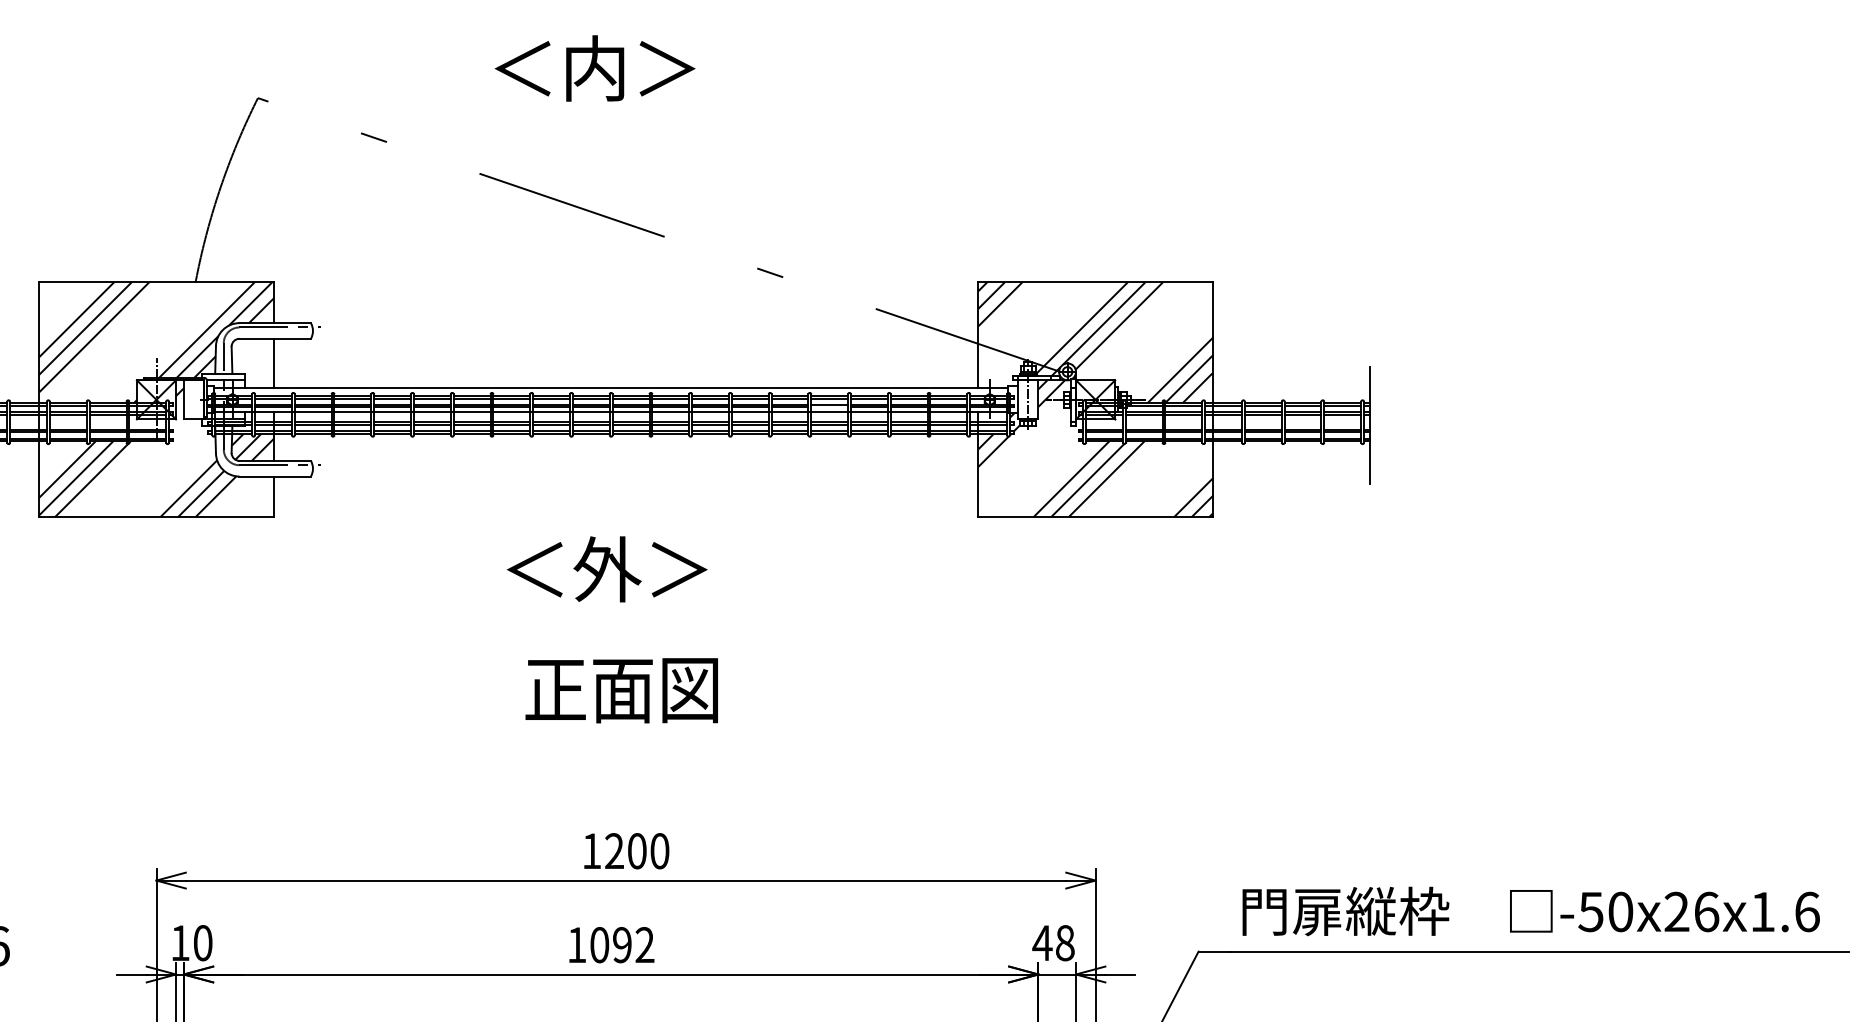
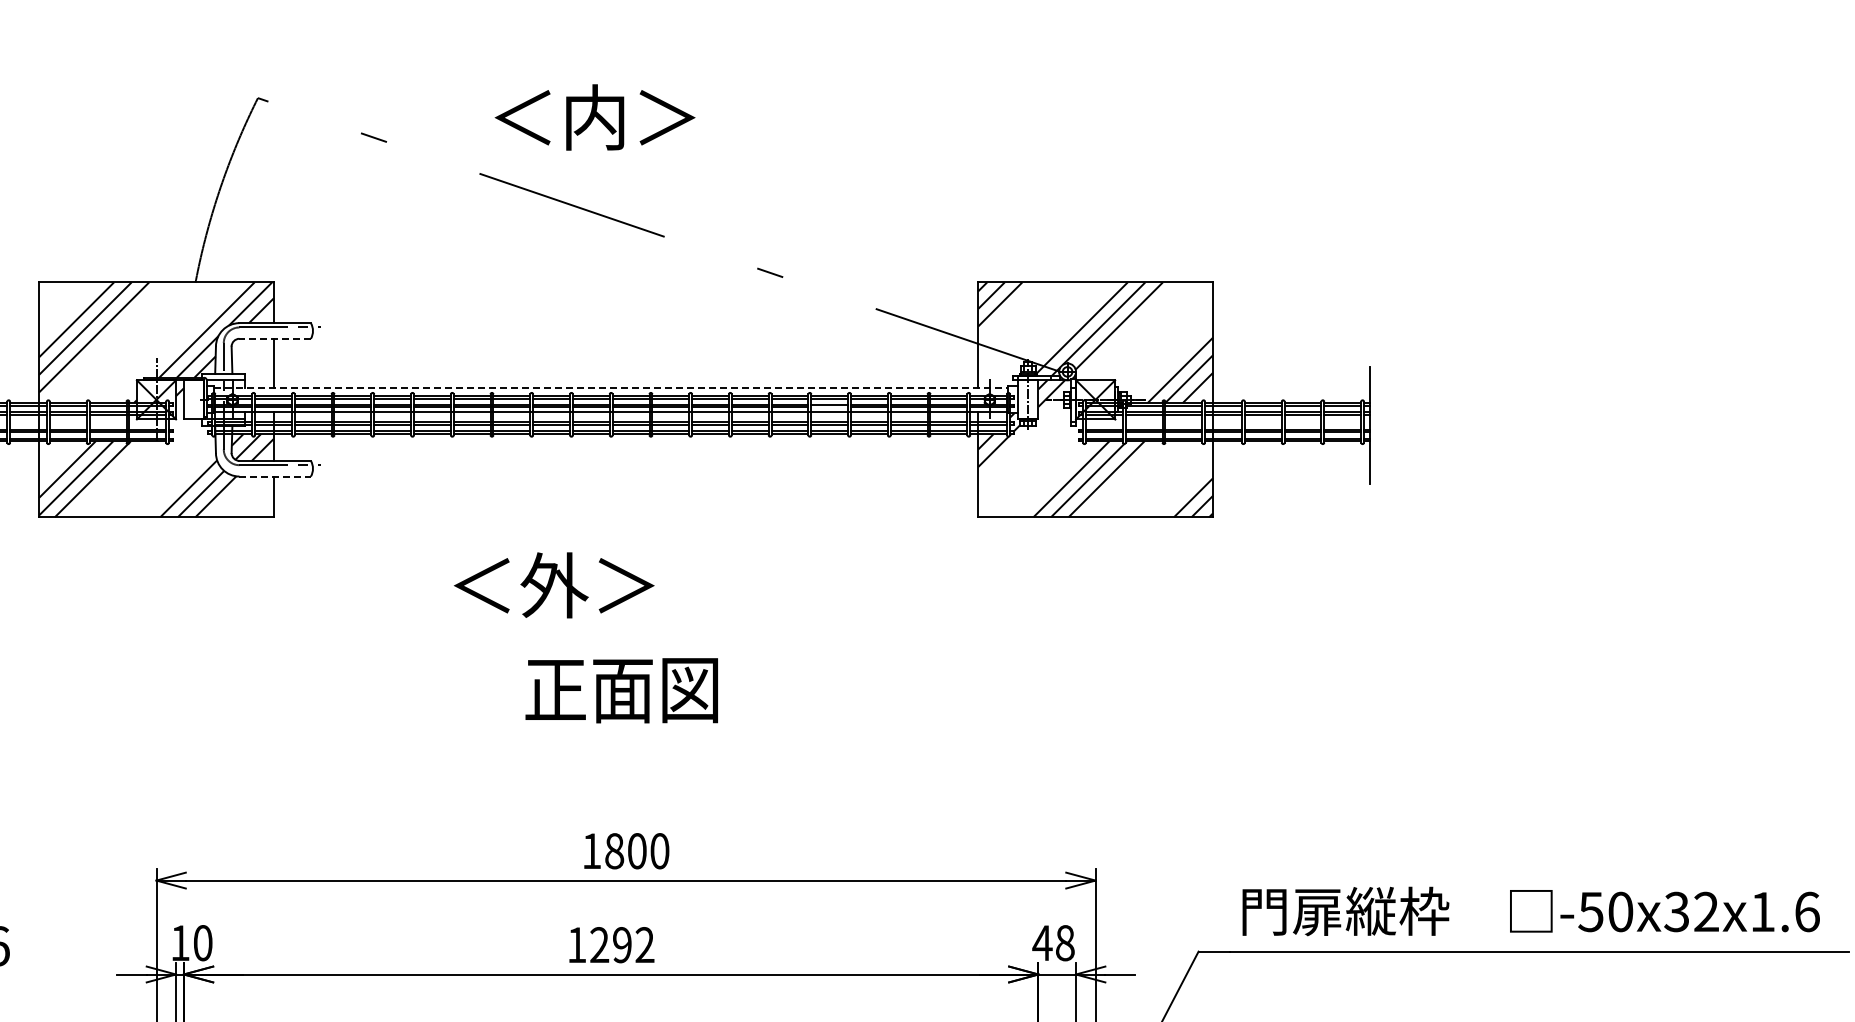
text position: (594, 68) -> (594, 117) (594, 117)
line: solid -> dashed (275, 338)
line: solid -> dashed (611, 387)
line: solid -> dashed (275, 476)
text position: (607, 569) -> (554, 585) (554, 585)
text: 1200 -> 1800 (614, 851)
text: -50x26x1.6 -> -50x32x1.6 (1691, 911)
text: 1092 -> 1292 (599, 945)
